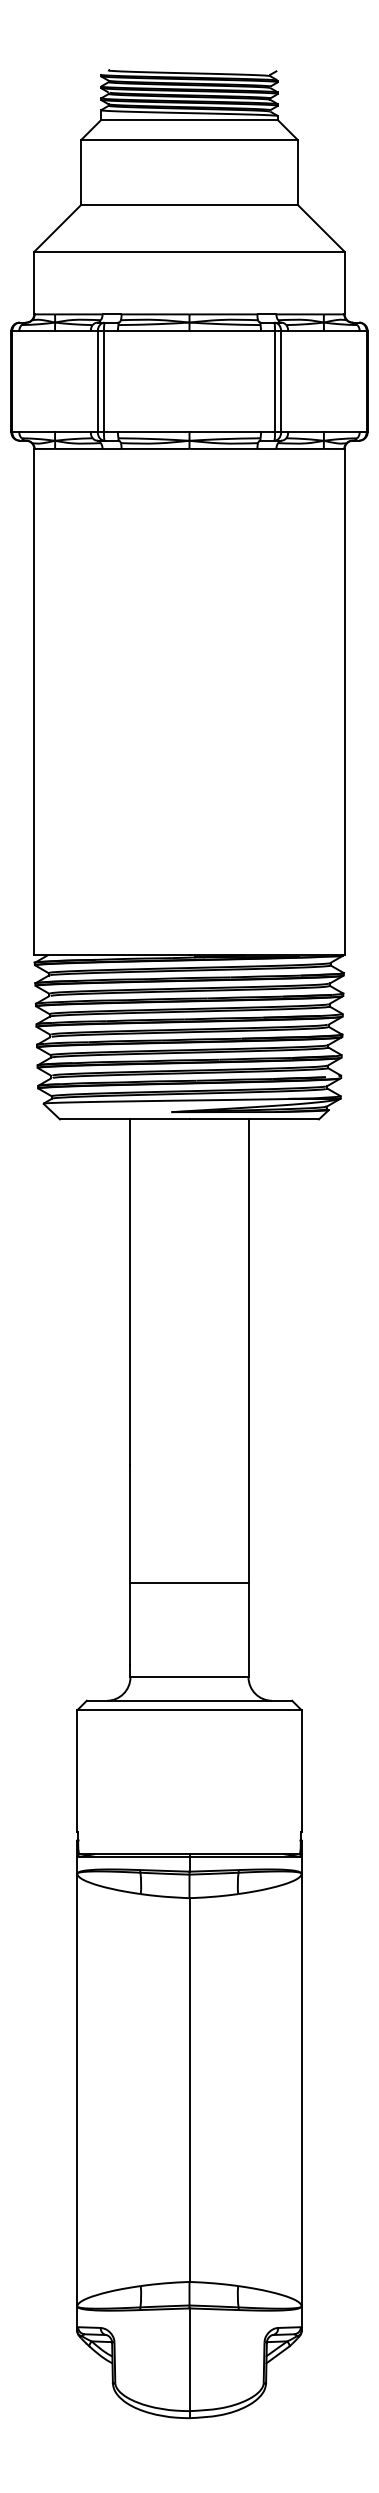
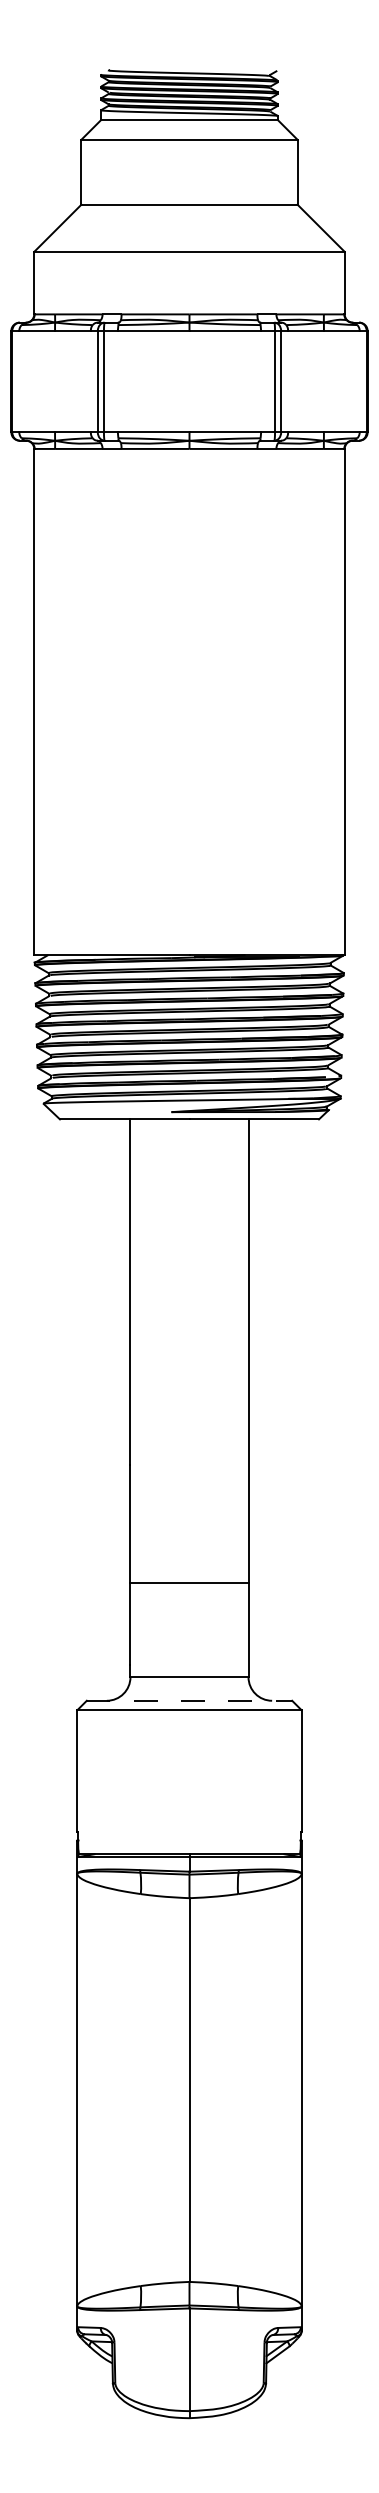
line: solid -> dashed (189, 1700)
